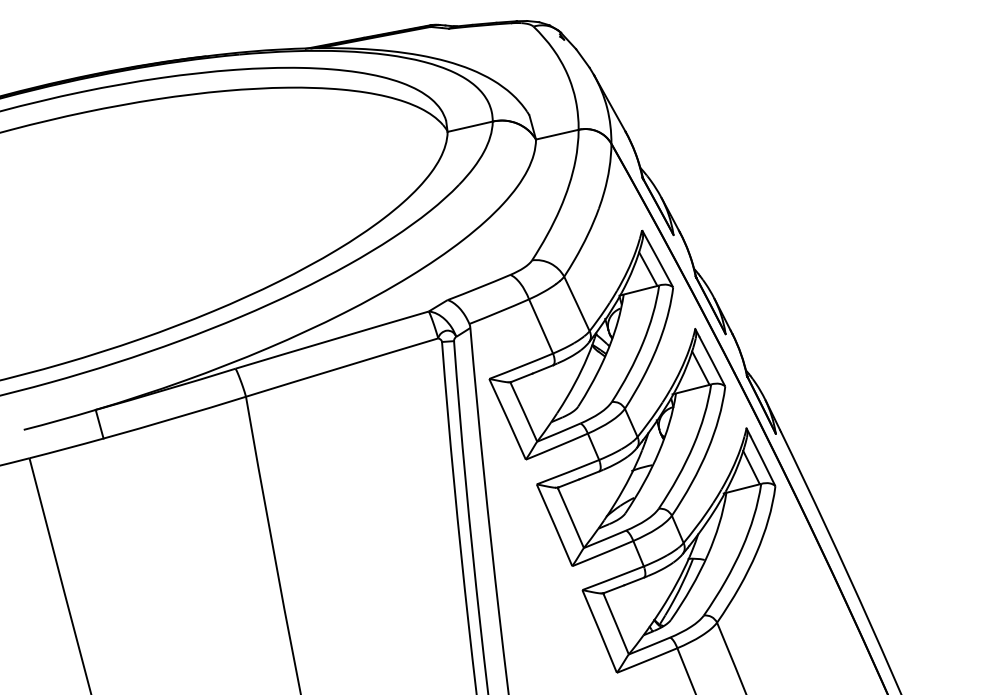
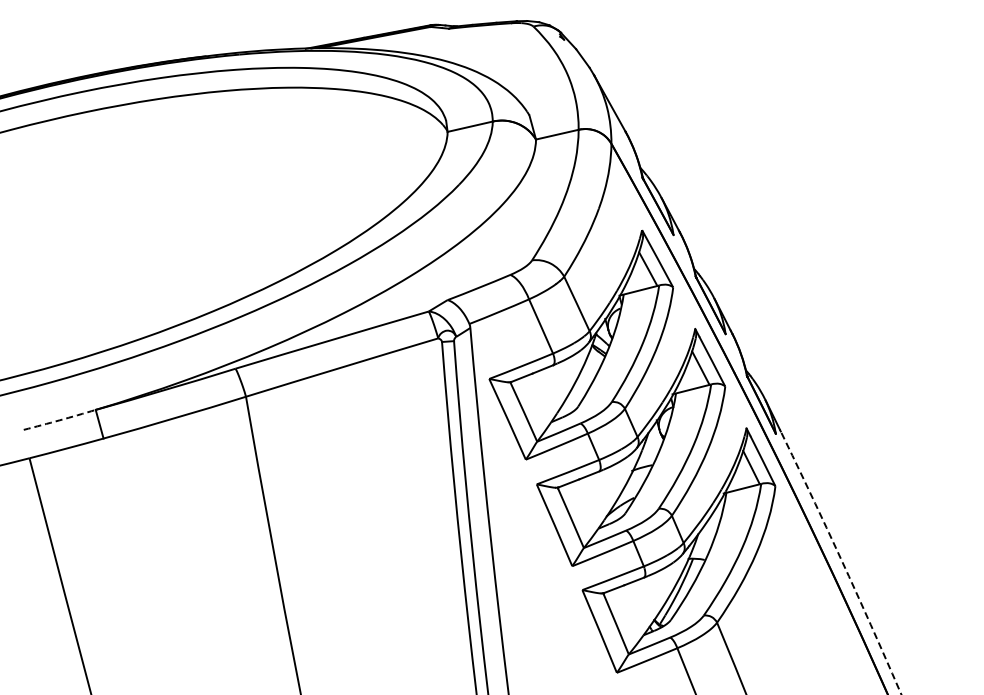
arc: solid -> dashed (59, 420)
arc: solid -> dashed (842, 562)
